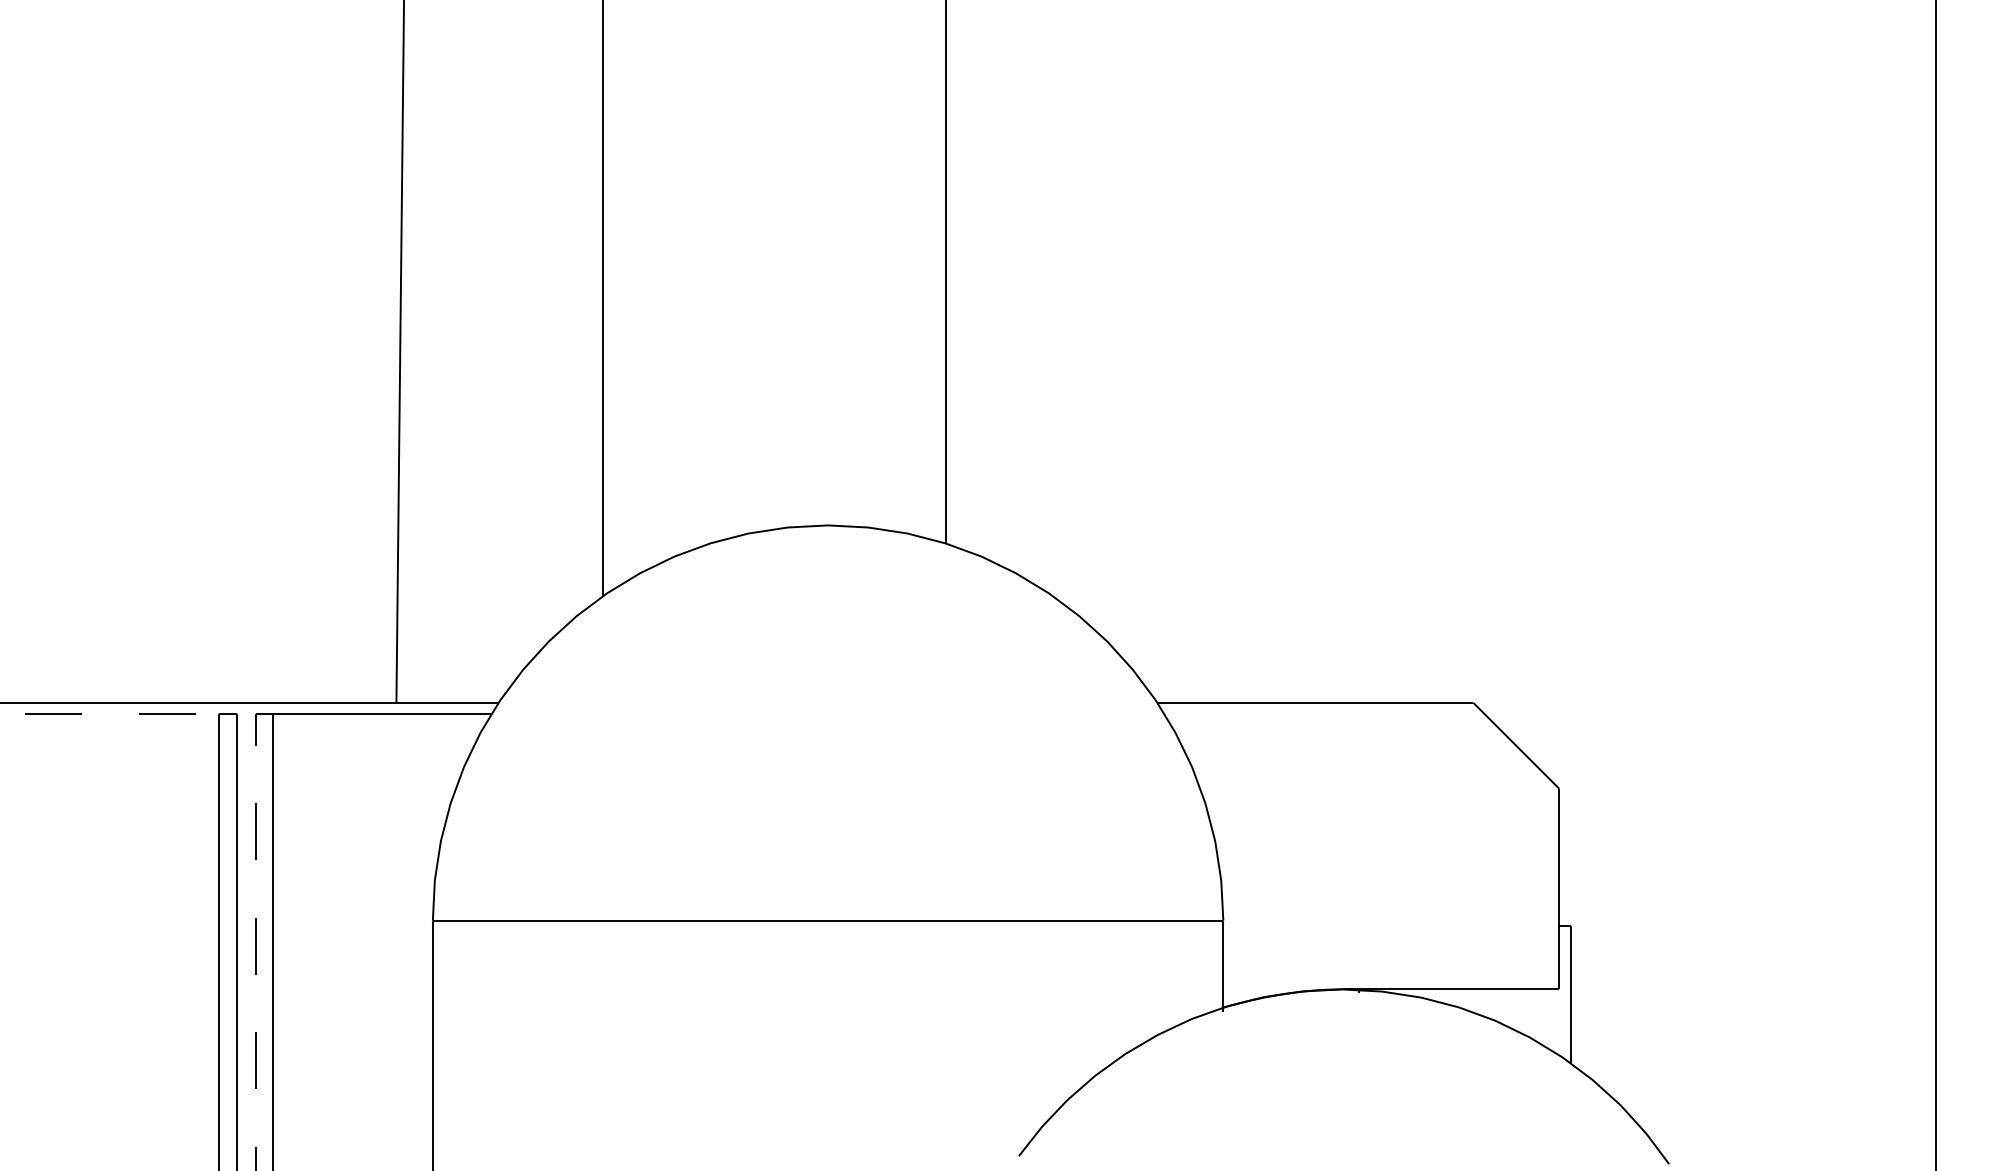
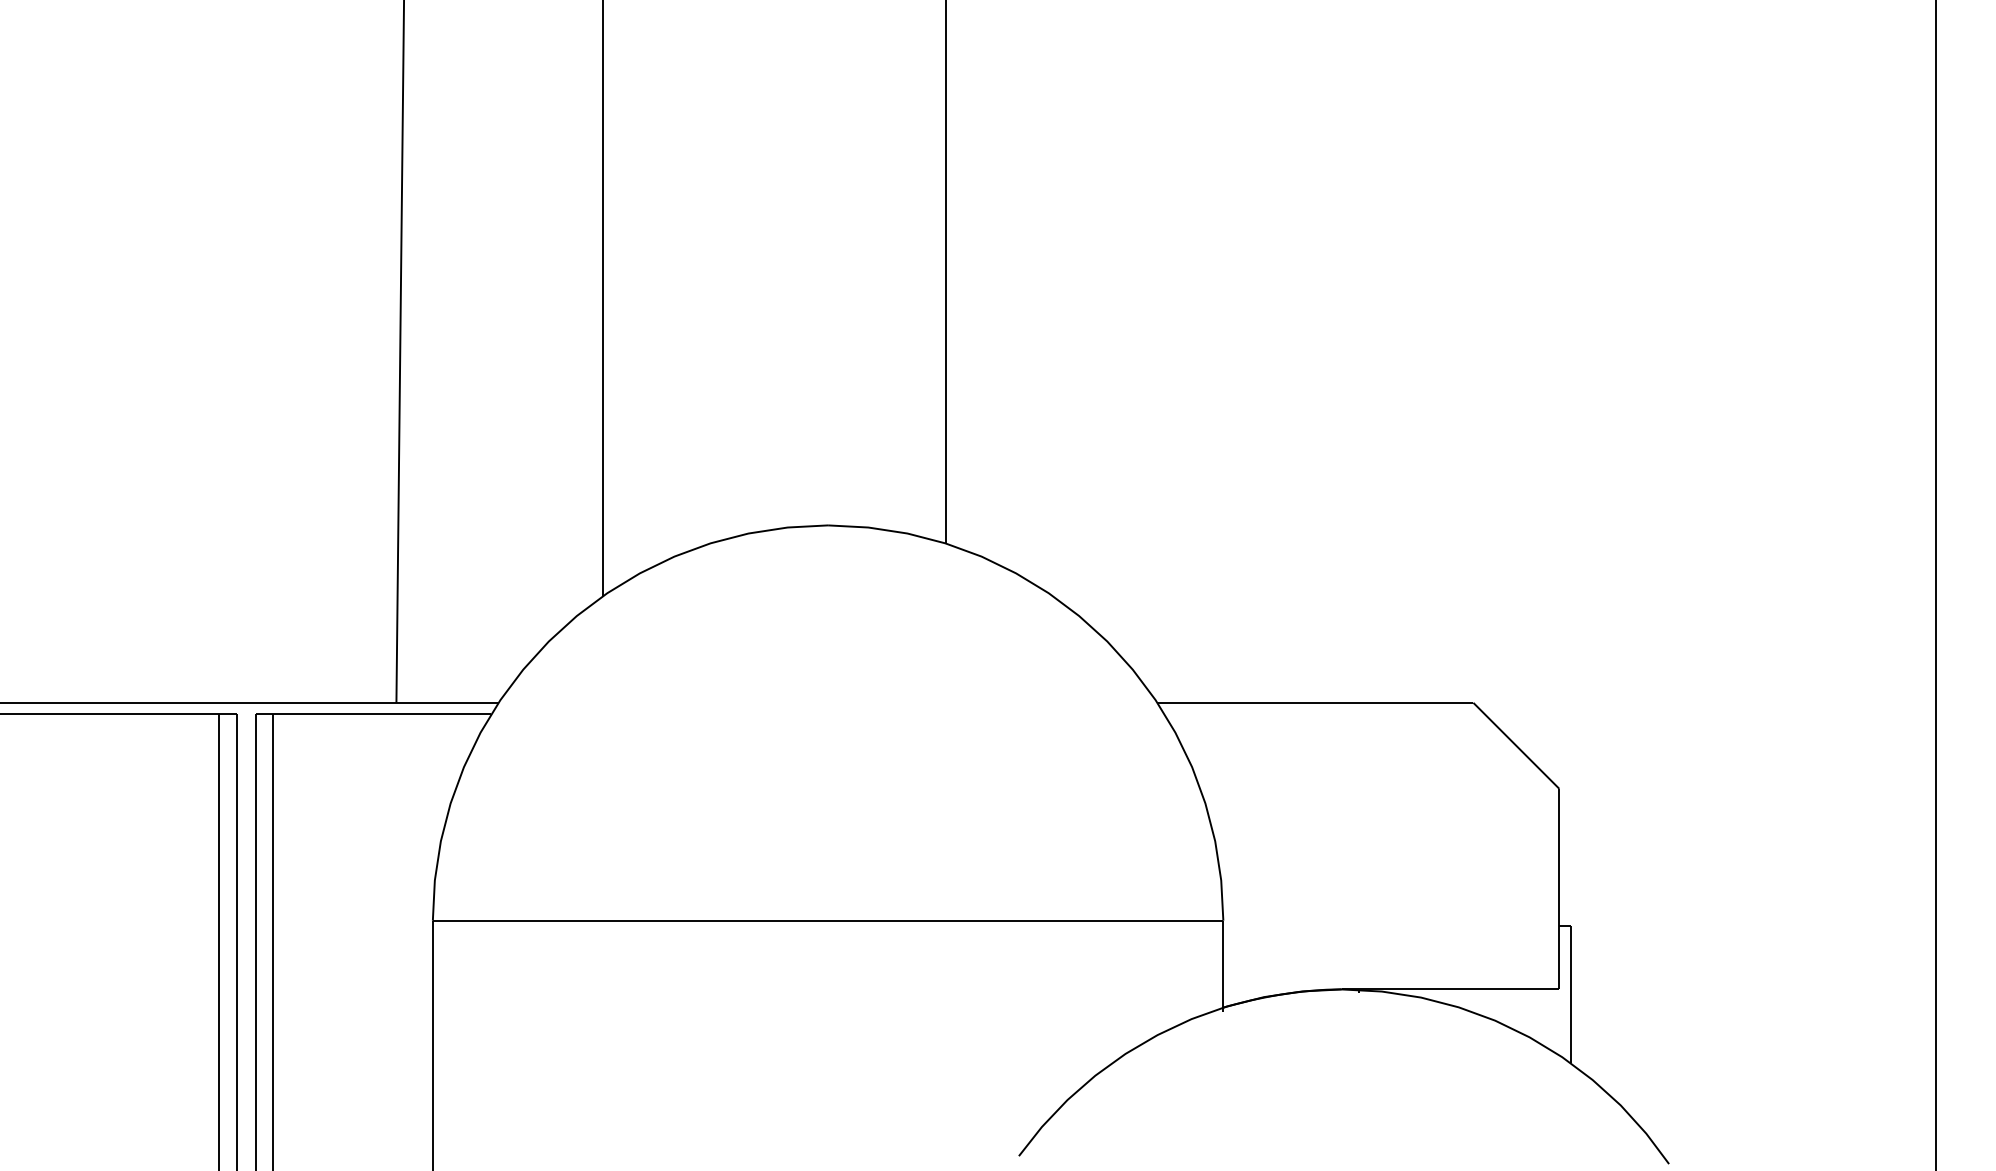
line: dashed -> solid (110, 714)
line: dashed -> solid (256, 942)
